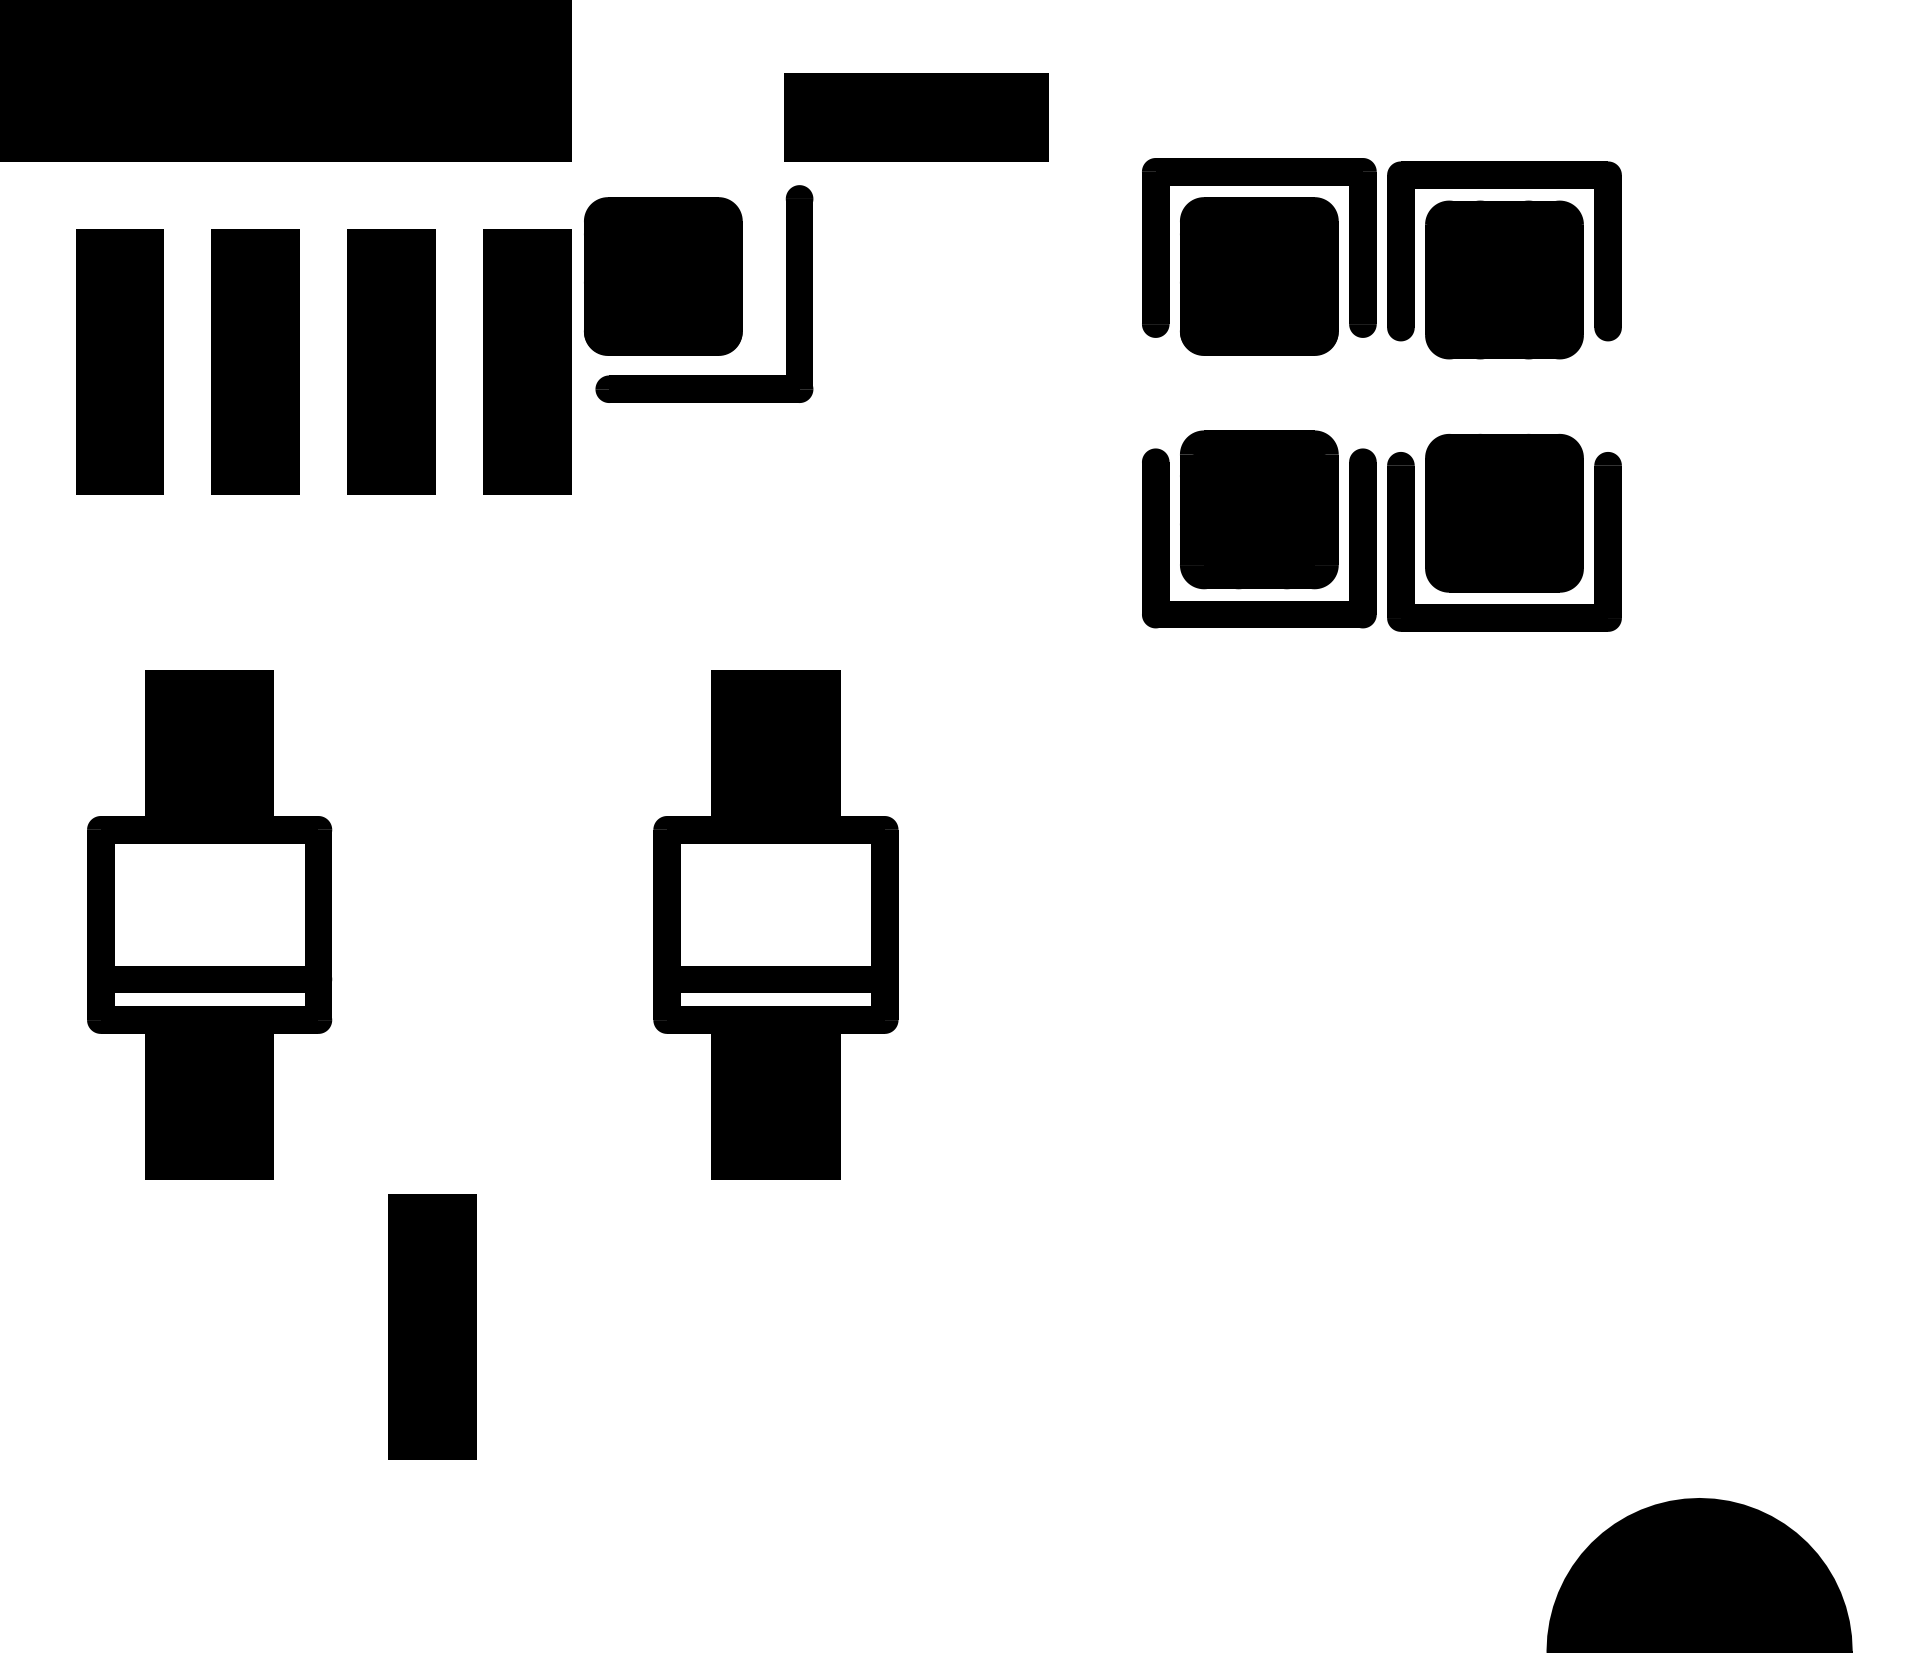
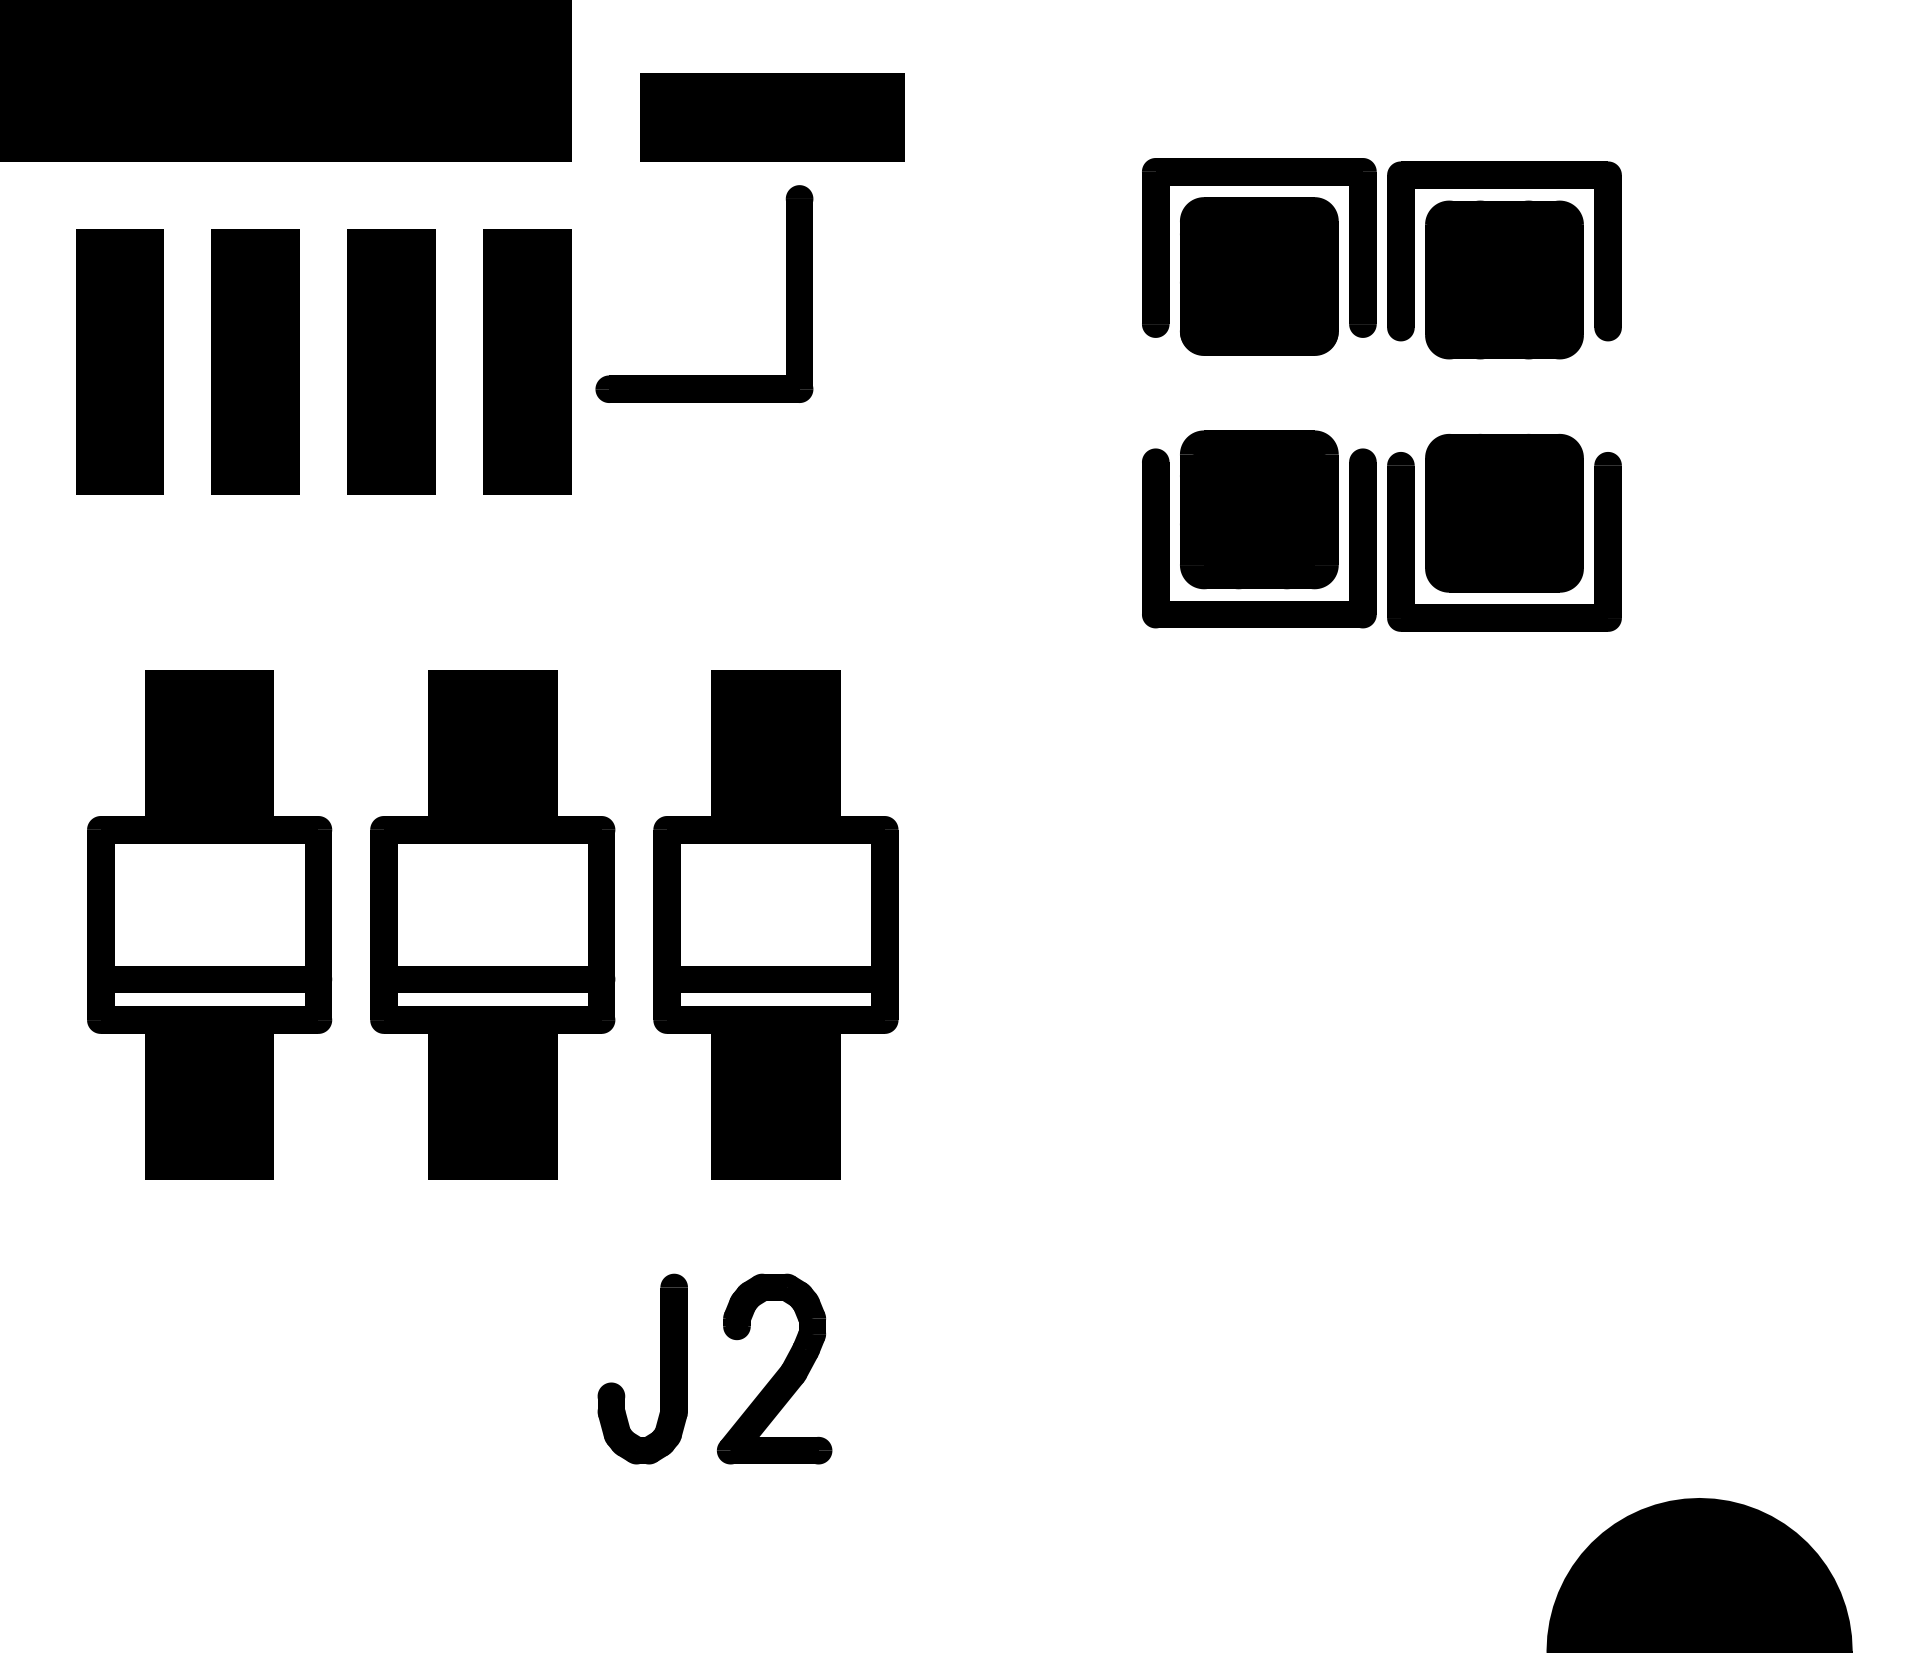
part position: (916, 117) -> (772, 117) (772, 117)
part: present -> none (663, 276)
part: none -> present (492, 924)
part: present -> none (432, 1326)
part: none -> present (660, 1368)
part: none -> present (774, 1368)
